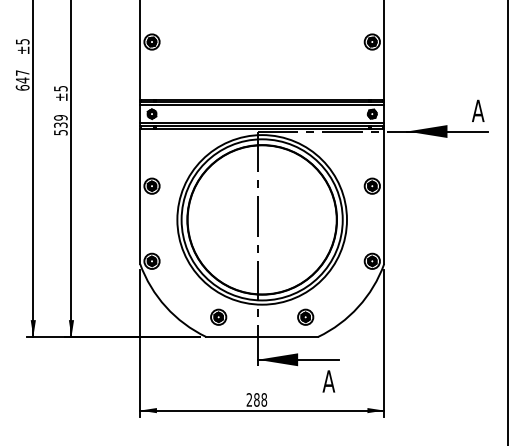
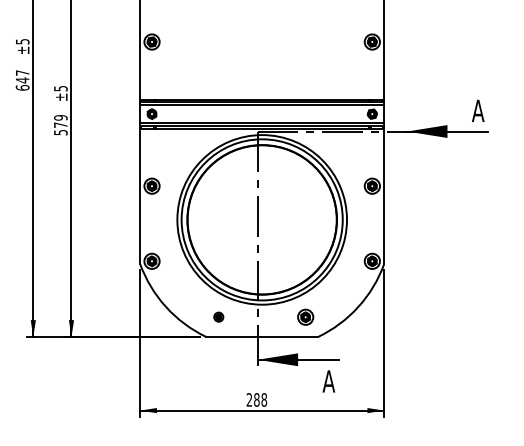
text: 539 -> 579 (60, 124)
line: present -> none (508, 222)
part size: 18x18 px -> 12x12 px (218, 316)
